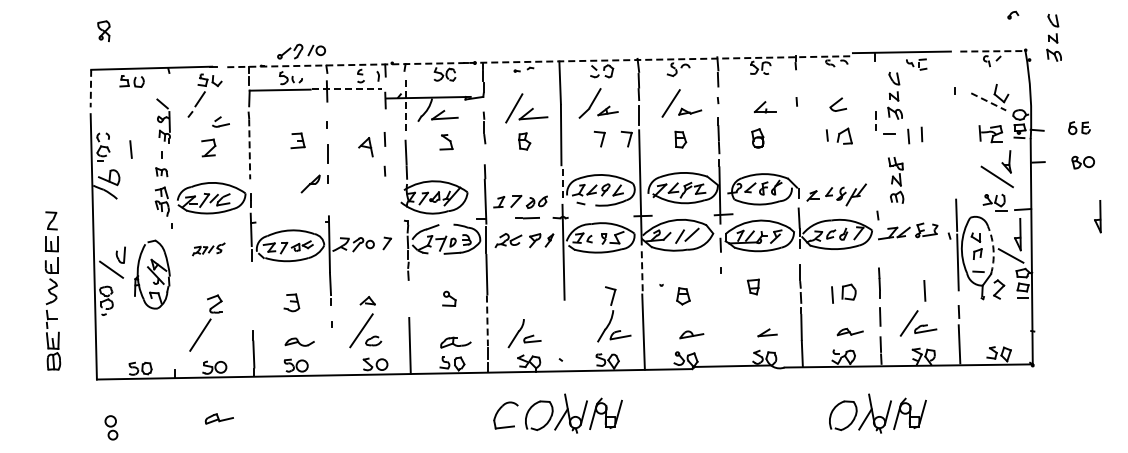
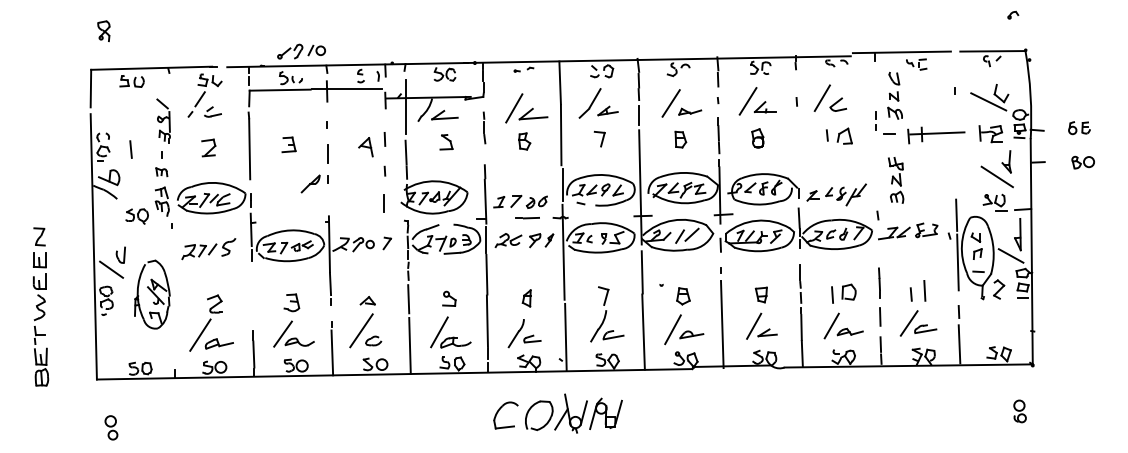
part: present -> none (1053, 37)
line: dashed -> solid (992, 51)
line: dashed -> solid (539, 61)
line: dashed -> solid (90, 88)
line: dashed -> solid (347, 89)
line: none -> present (821, 98)
line: none -> present (747, 101)
line: dashed -> solid (989, 102)
line: dashed -> solid (405, 107)
part position: (220, 121) -> (212, 111) (212, 111)
line: none -> present (937, 133)
part: present -> none (626, 138)
part position: (297, 140) -> (288, 144) (288, 144)
line: dashed -> solid (249, 149)
line: dashed -> solid (562, 185)
line: none -> present (383, 203)
part: none -> present (136, 216)
part: present -> none (1097, 216)
part size: 34x15 px -> 56x23 px (208, 249)
arc: dashed -> solid (993, 249)
line: dashed -> solid (642, 272)
part position: (152, 274) -> (152, 294) (152, 294)
part position: (752, 286) -> (760, 294) (760, 294)
part position: (53, 290) -> (41, 306) (41, 306)
line: none -> present (910, 294)
part: none -> present (526, 298)
line: none -> present (408, 299)
part position: (614, 314) -> (607, 314) (607, 314)
line: dashed -> solid (487, 321)
line: none -> present (722, 324)
line: none -> present (754, 325)
line: none -> present (831, 325)
line: none -> present (672, 329)
line: none -> present (439, 332)
line: none -> present (282, 333)
line: none -> present (565, 336)
line: none -> present (332, 352)
part: none -> present (1019, 411)
part: present -> none (877, 413)
part position: (218, 418) -> (218, 343) (218, 343)
